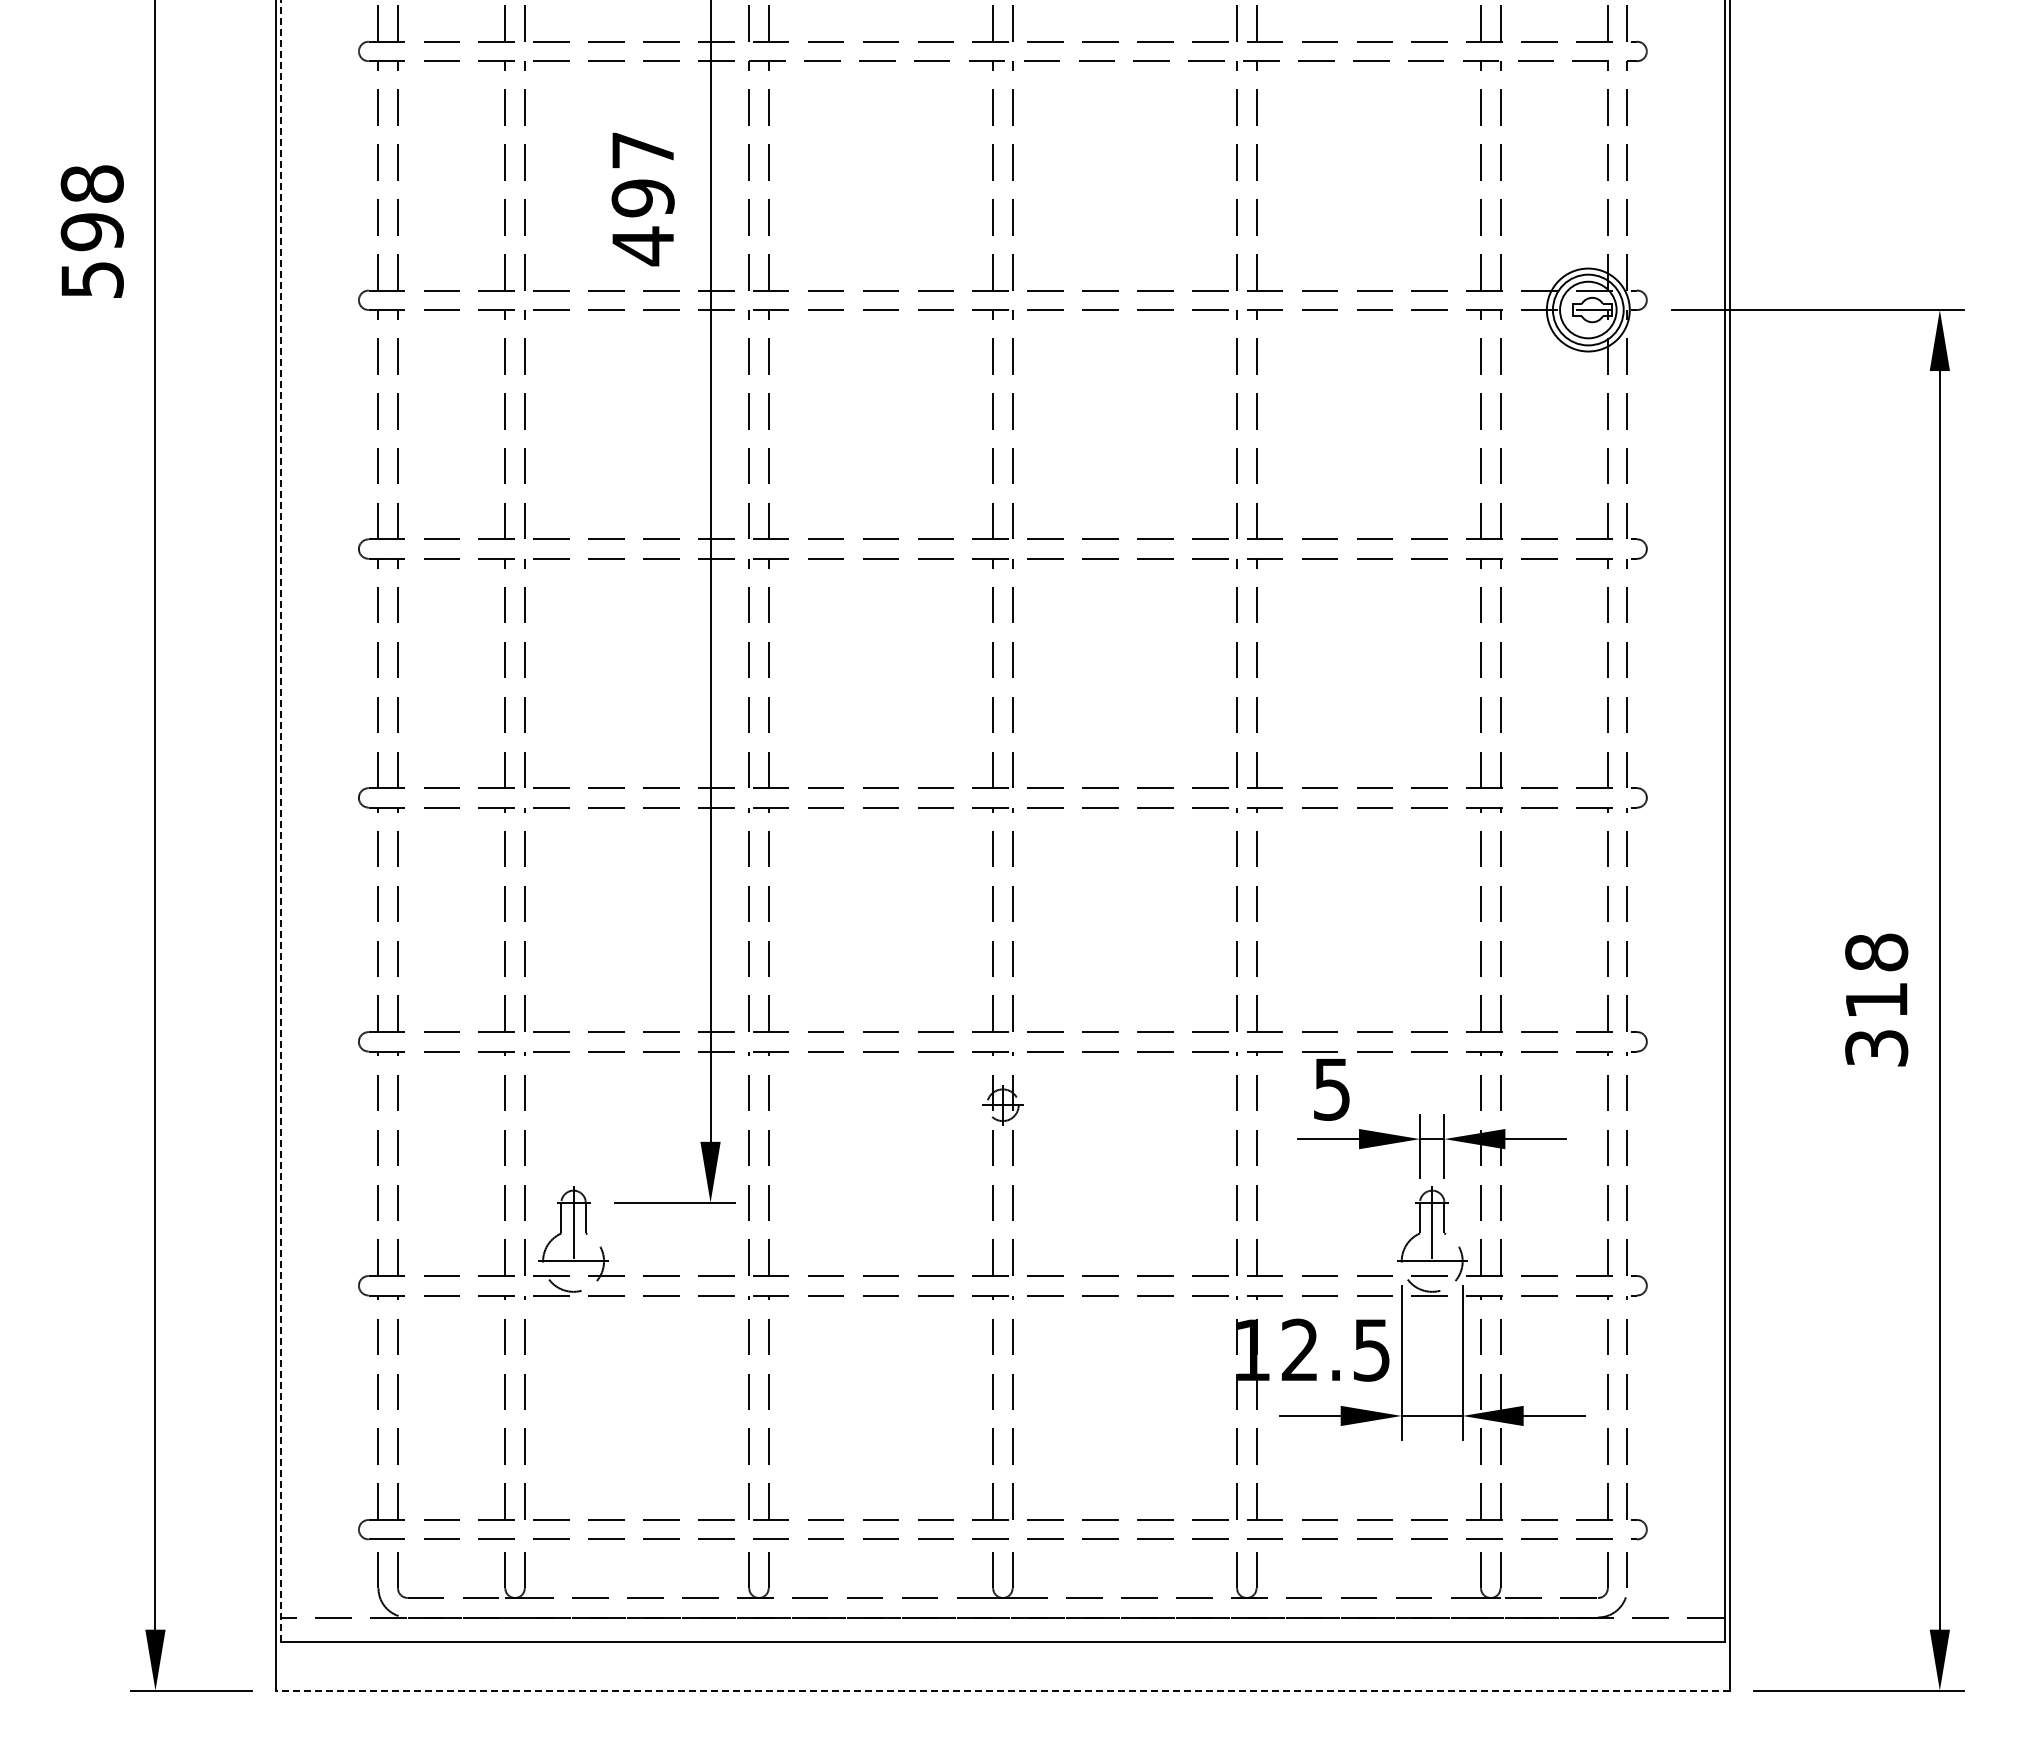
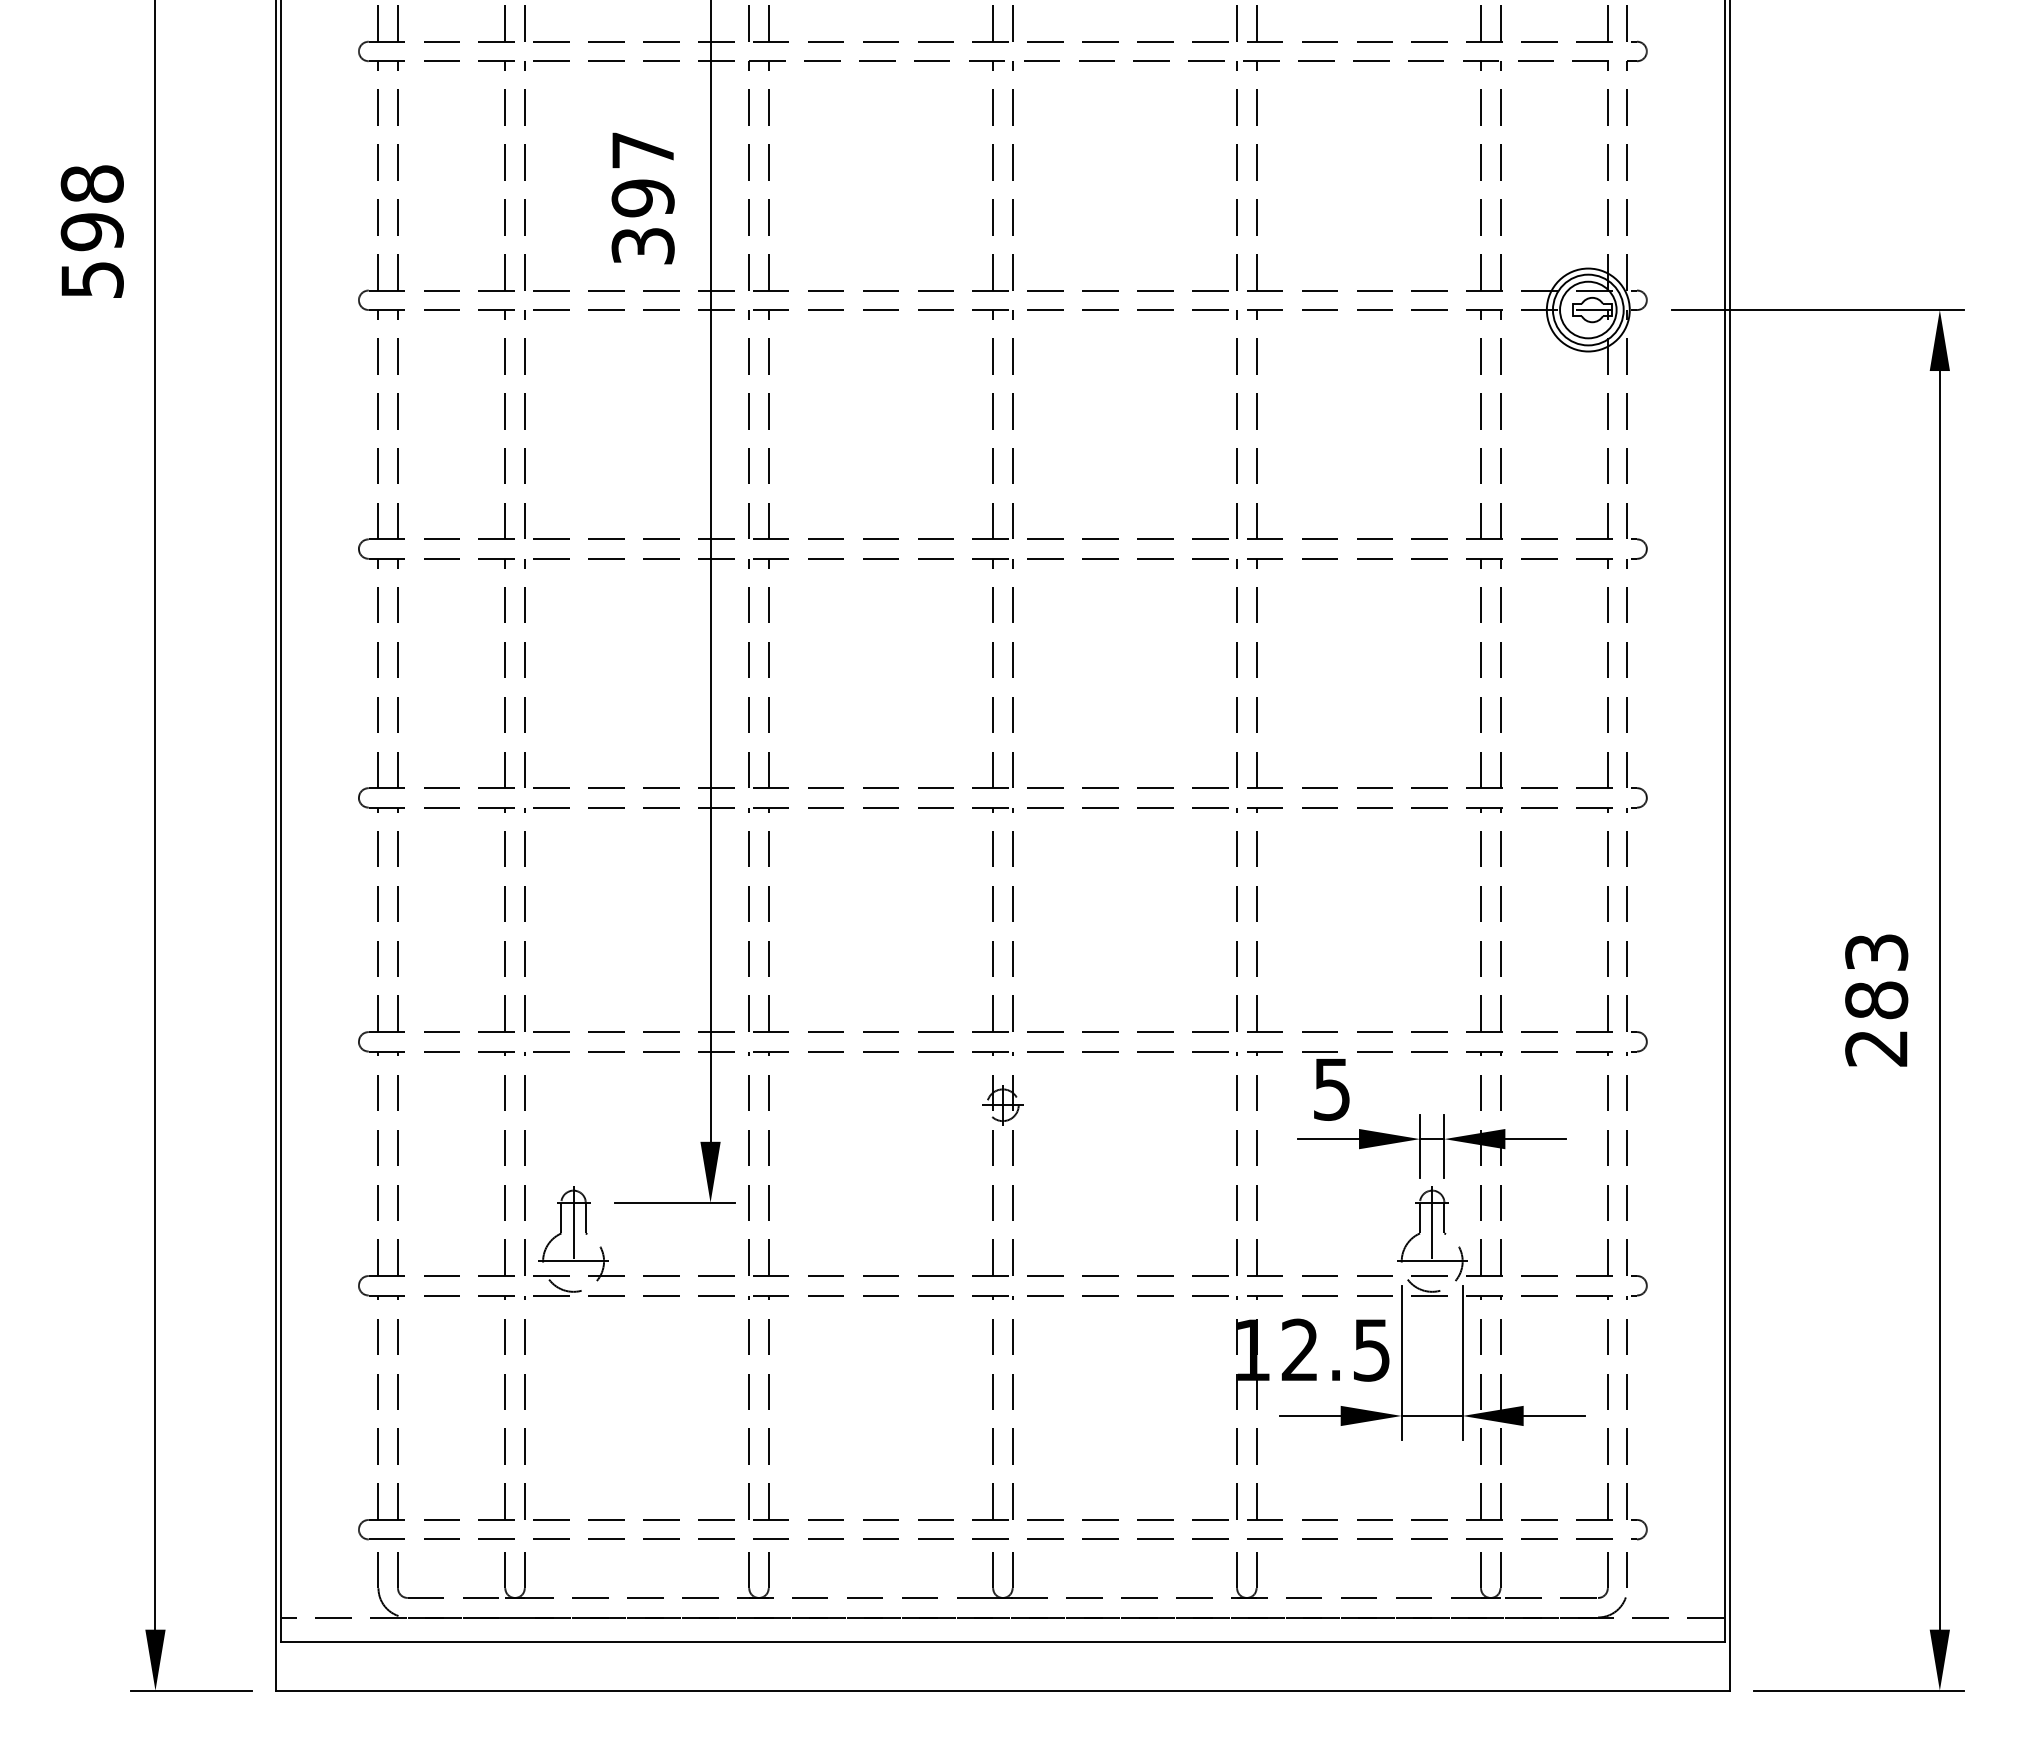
text: 497 -> 397 (642, 246)
line: dashed -> solid (280, 820)
text: 318 -> 283 (1876, 999)
line: dashed -> solid (1002, 1690)
